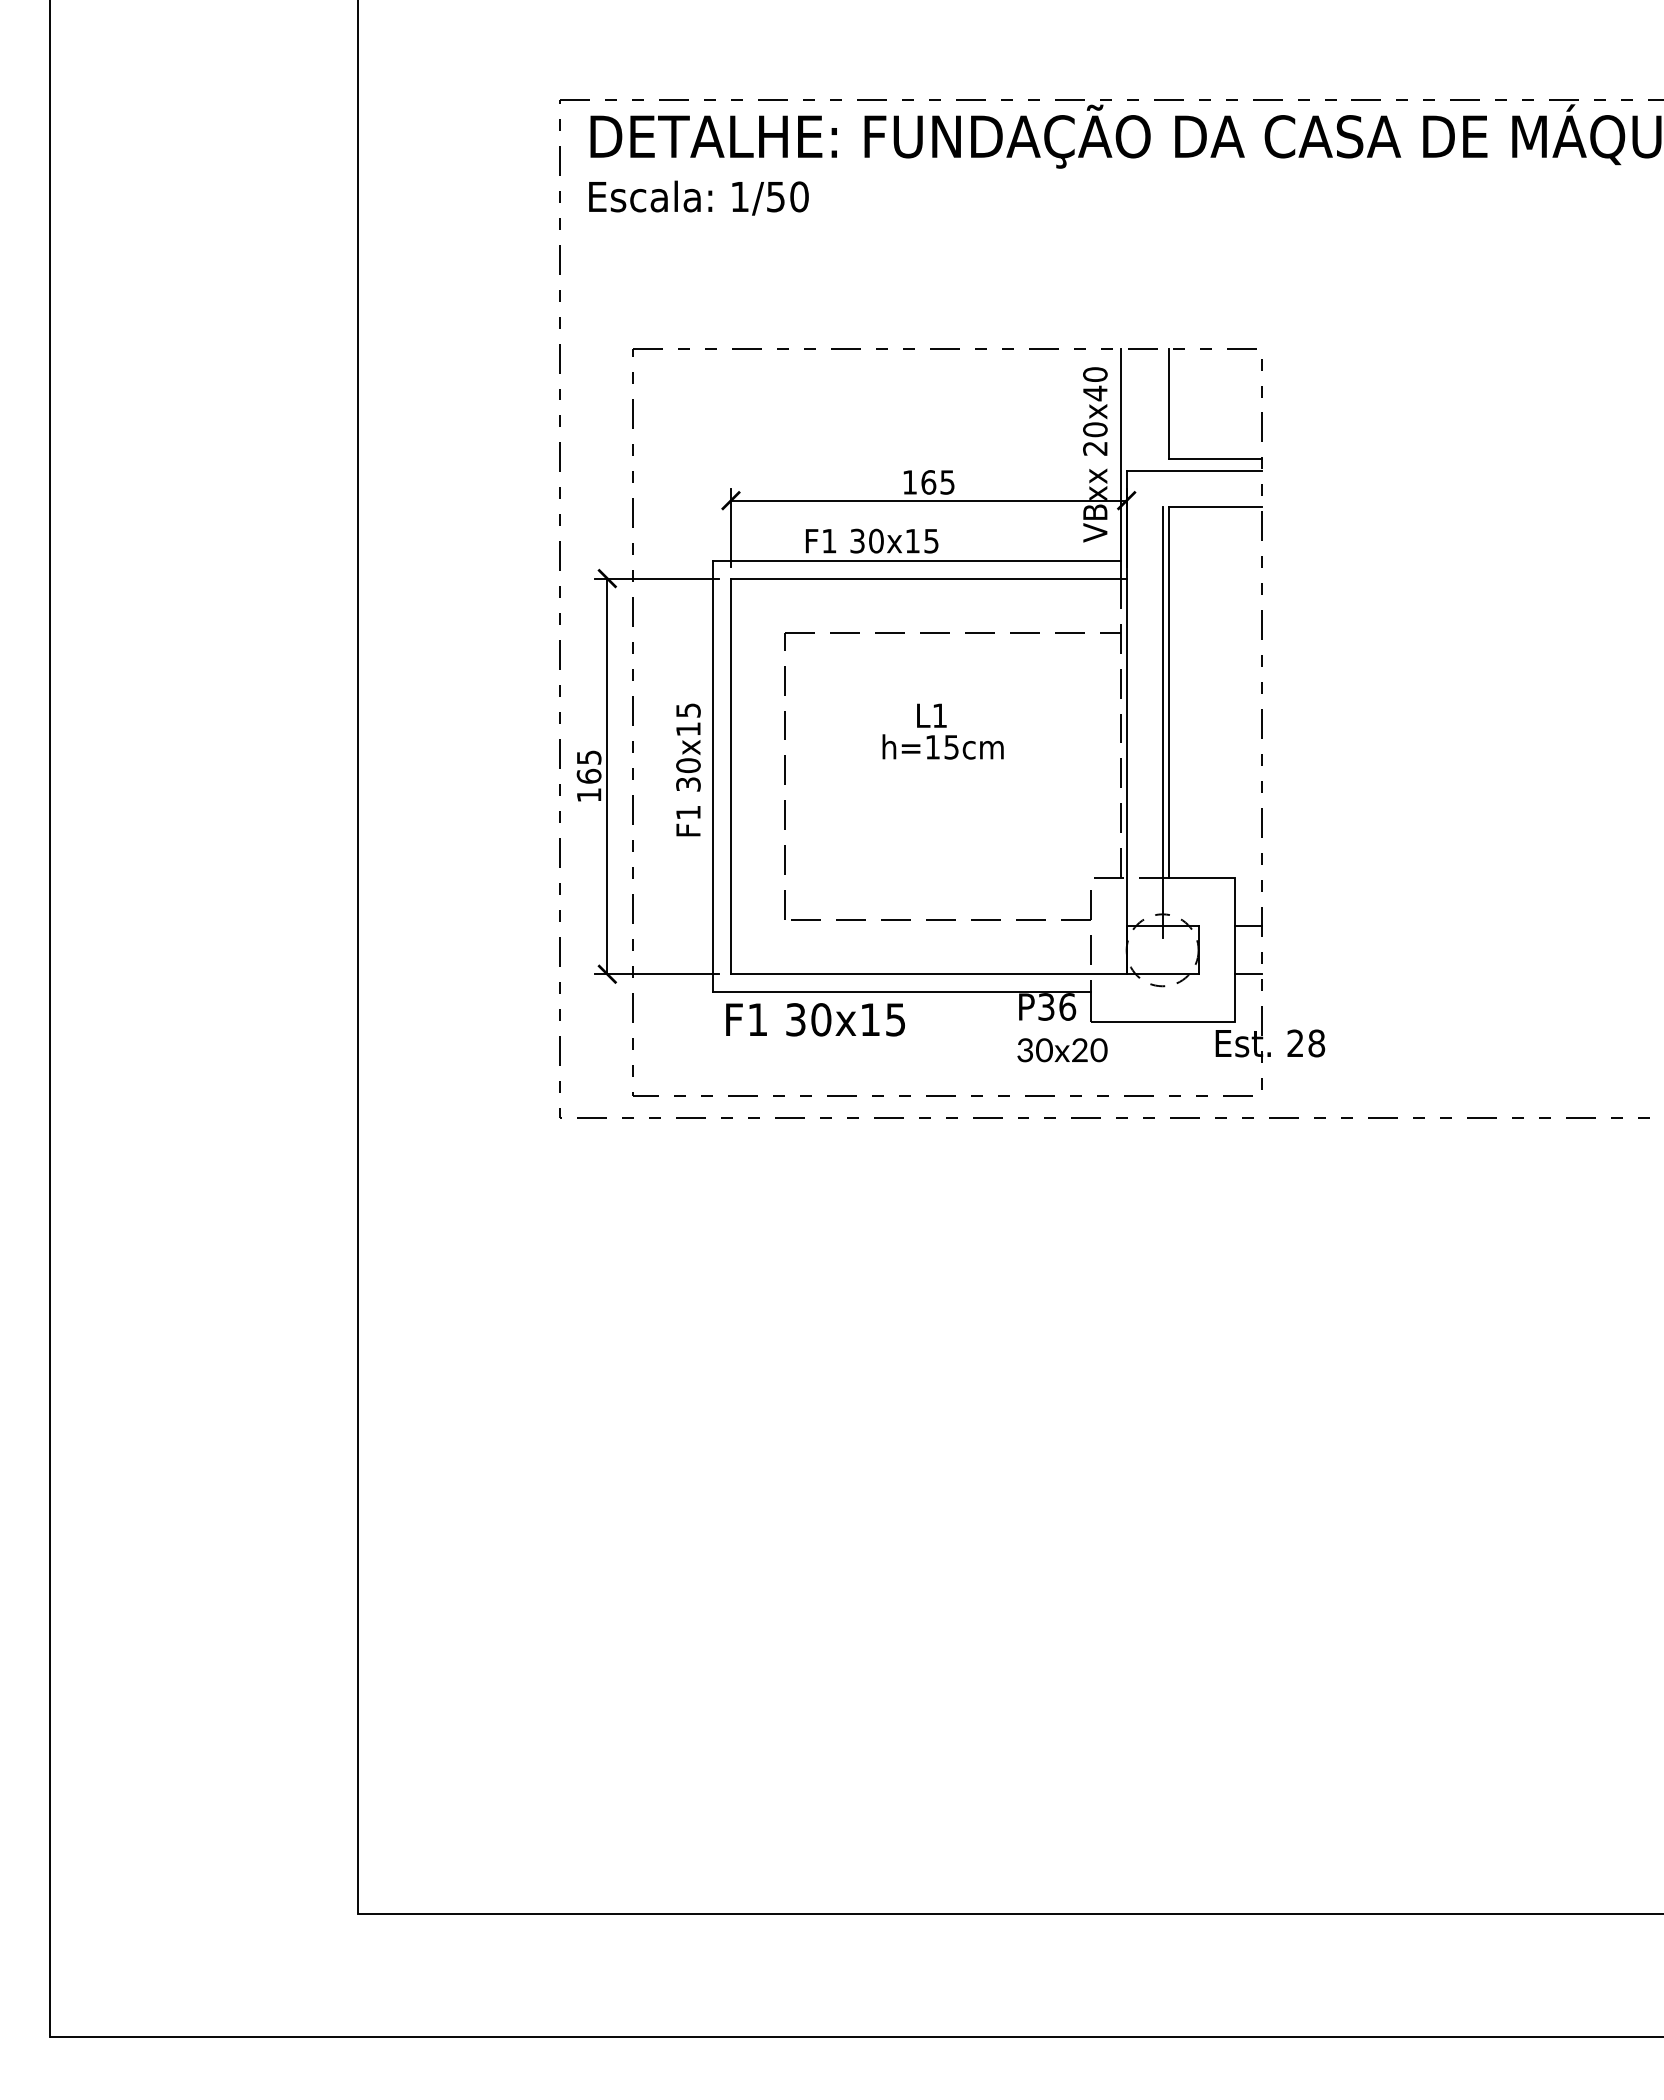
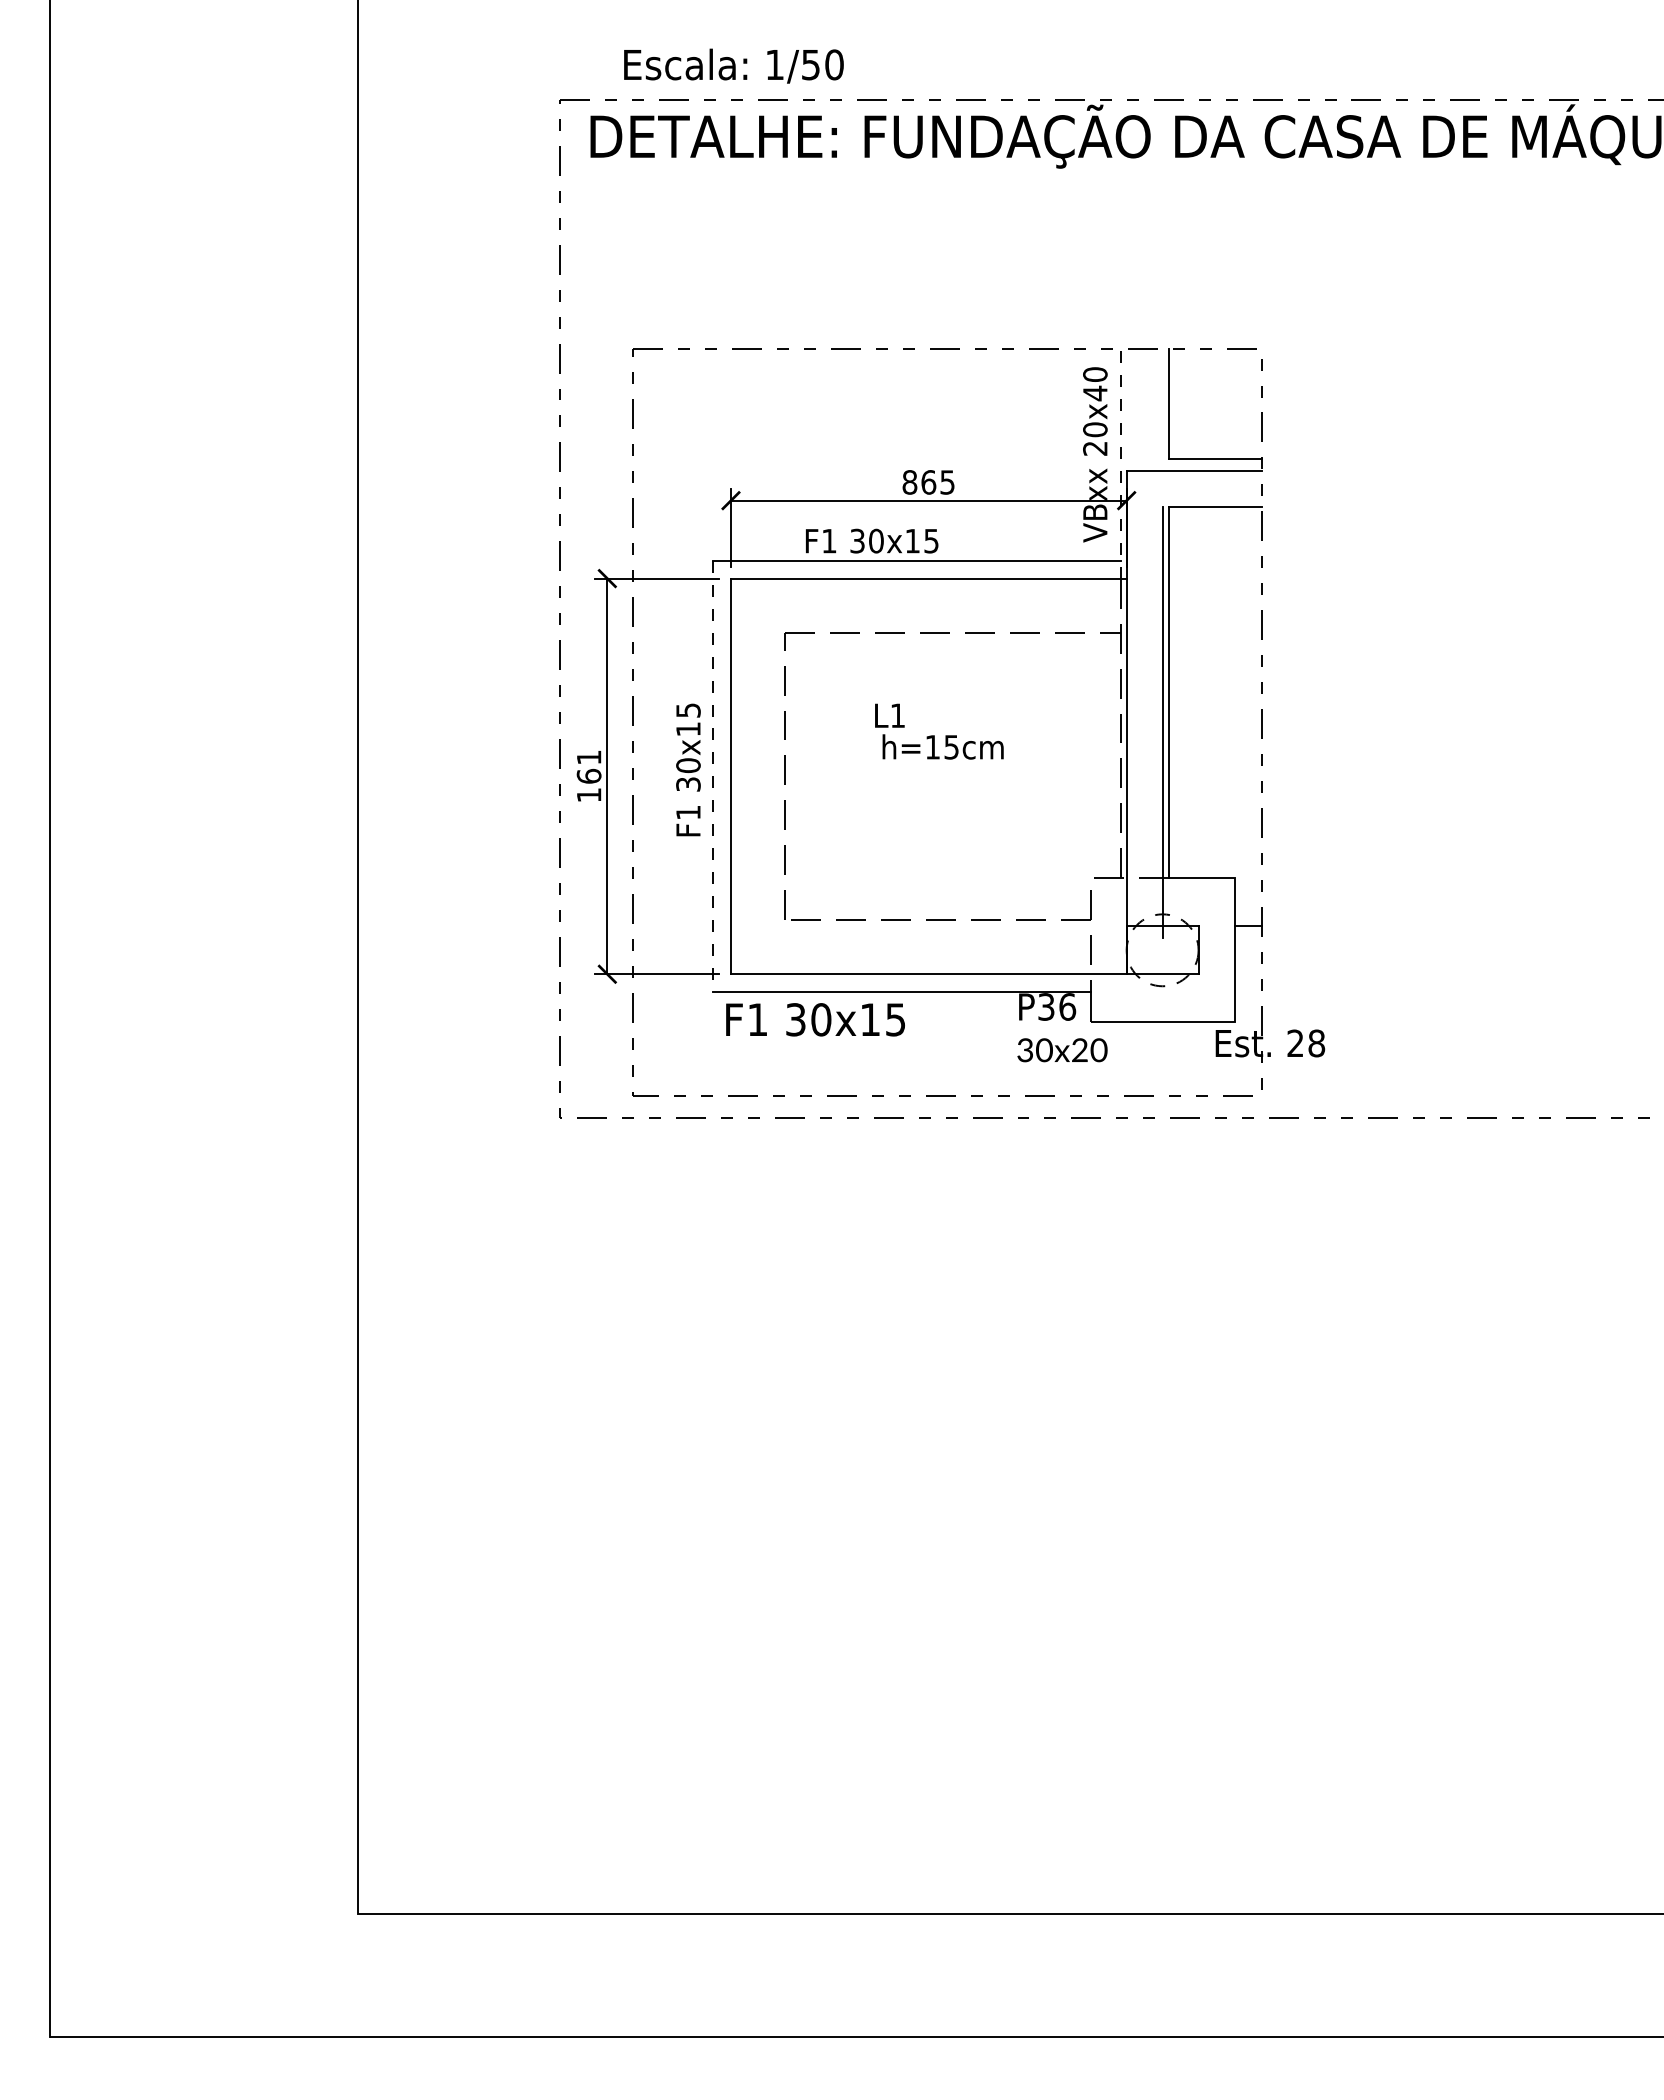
text position: (698, 197) -> (733, 65) (733, 65)
line: solid -> dashed (1120, 463)
text: 165 -> 865 (909, 482)
text position: (931, 715) -> (889, 715) (889, 715)
text: 165 -> 161 (589, 757)
line: solid -> dashed (712, 776)
line: present -> none (1247, 974)
